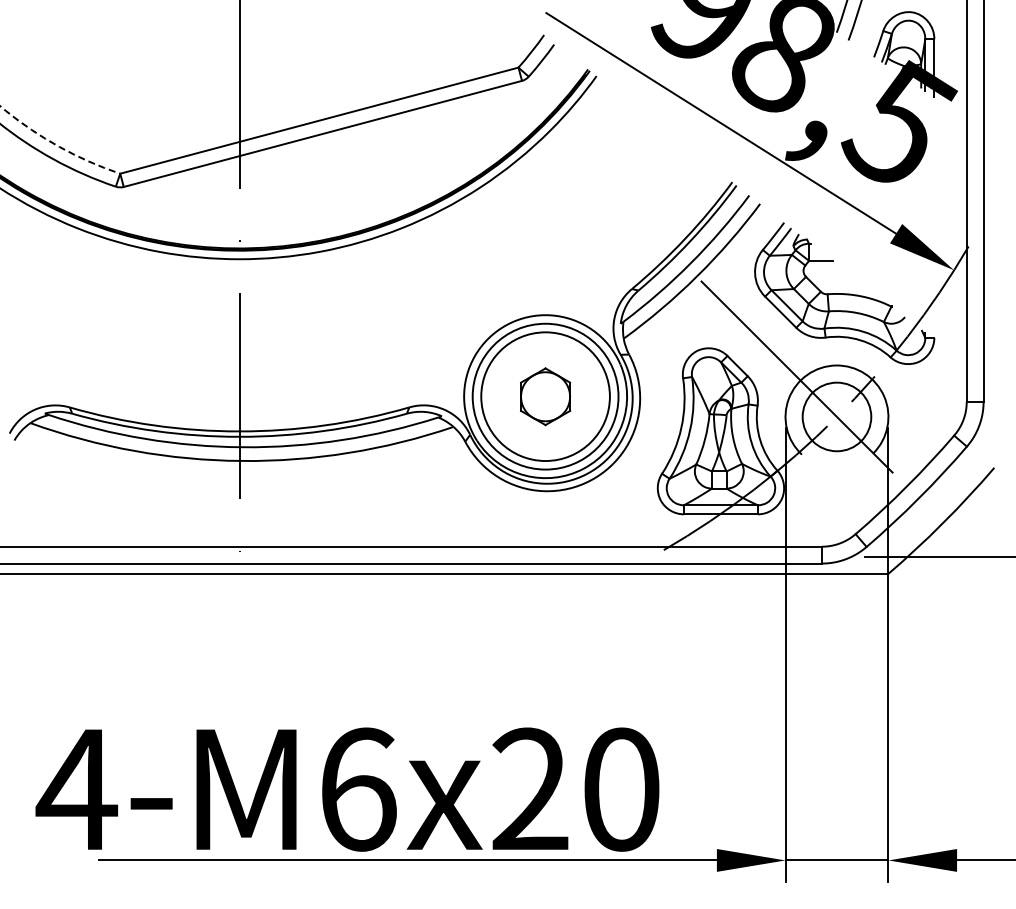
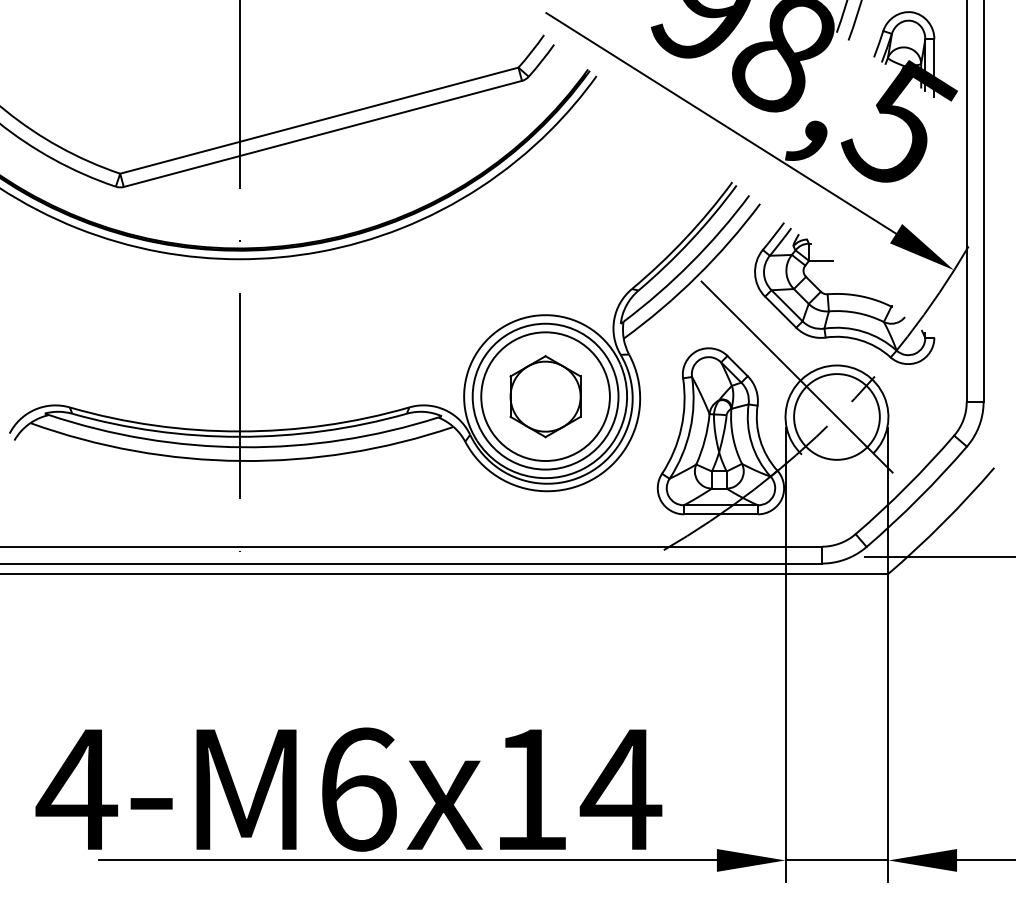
arc: dashed -> solid (56, 145)
part size: 52x60 px -> 73x84 px (545, 396)
circle diameter: 69 px -> 86 px (836, 416)
text: 4-M6x20 -> 4-M6x14 (577, 789)
